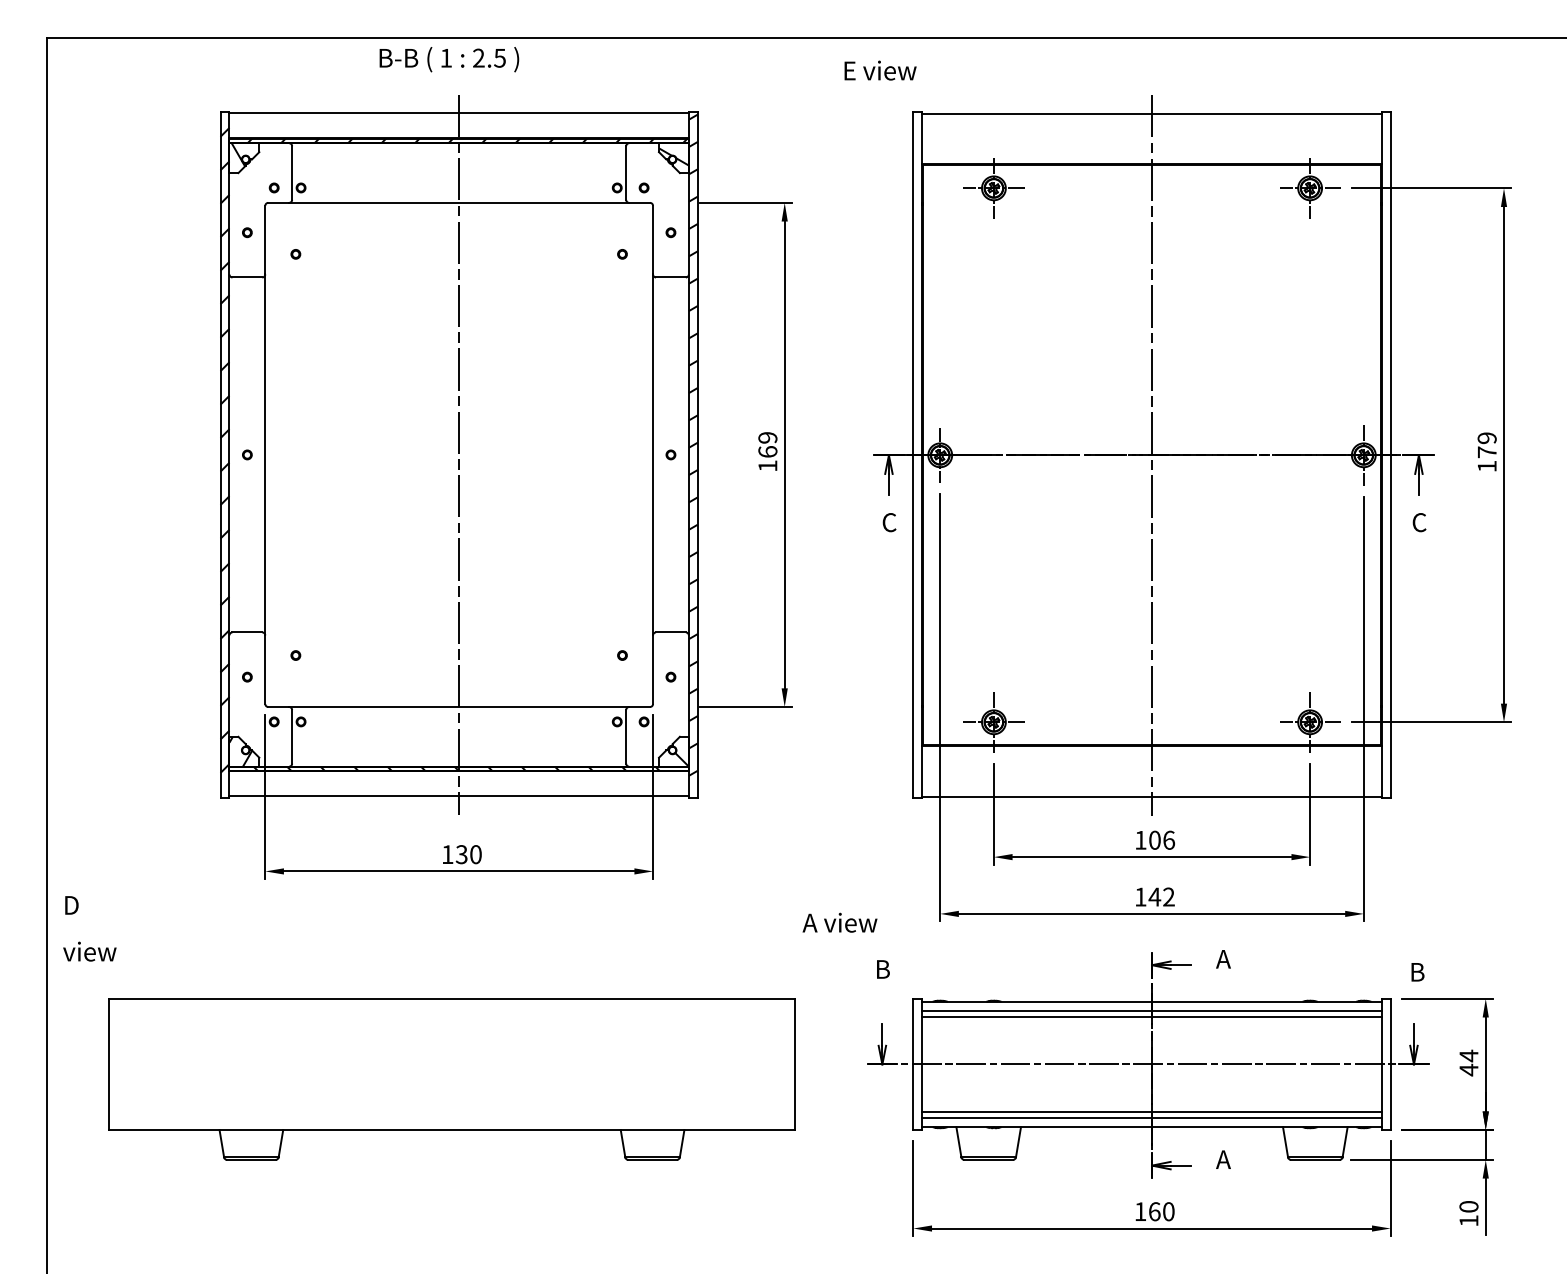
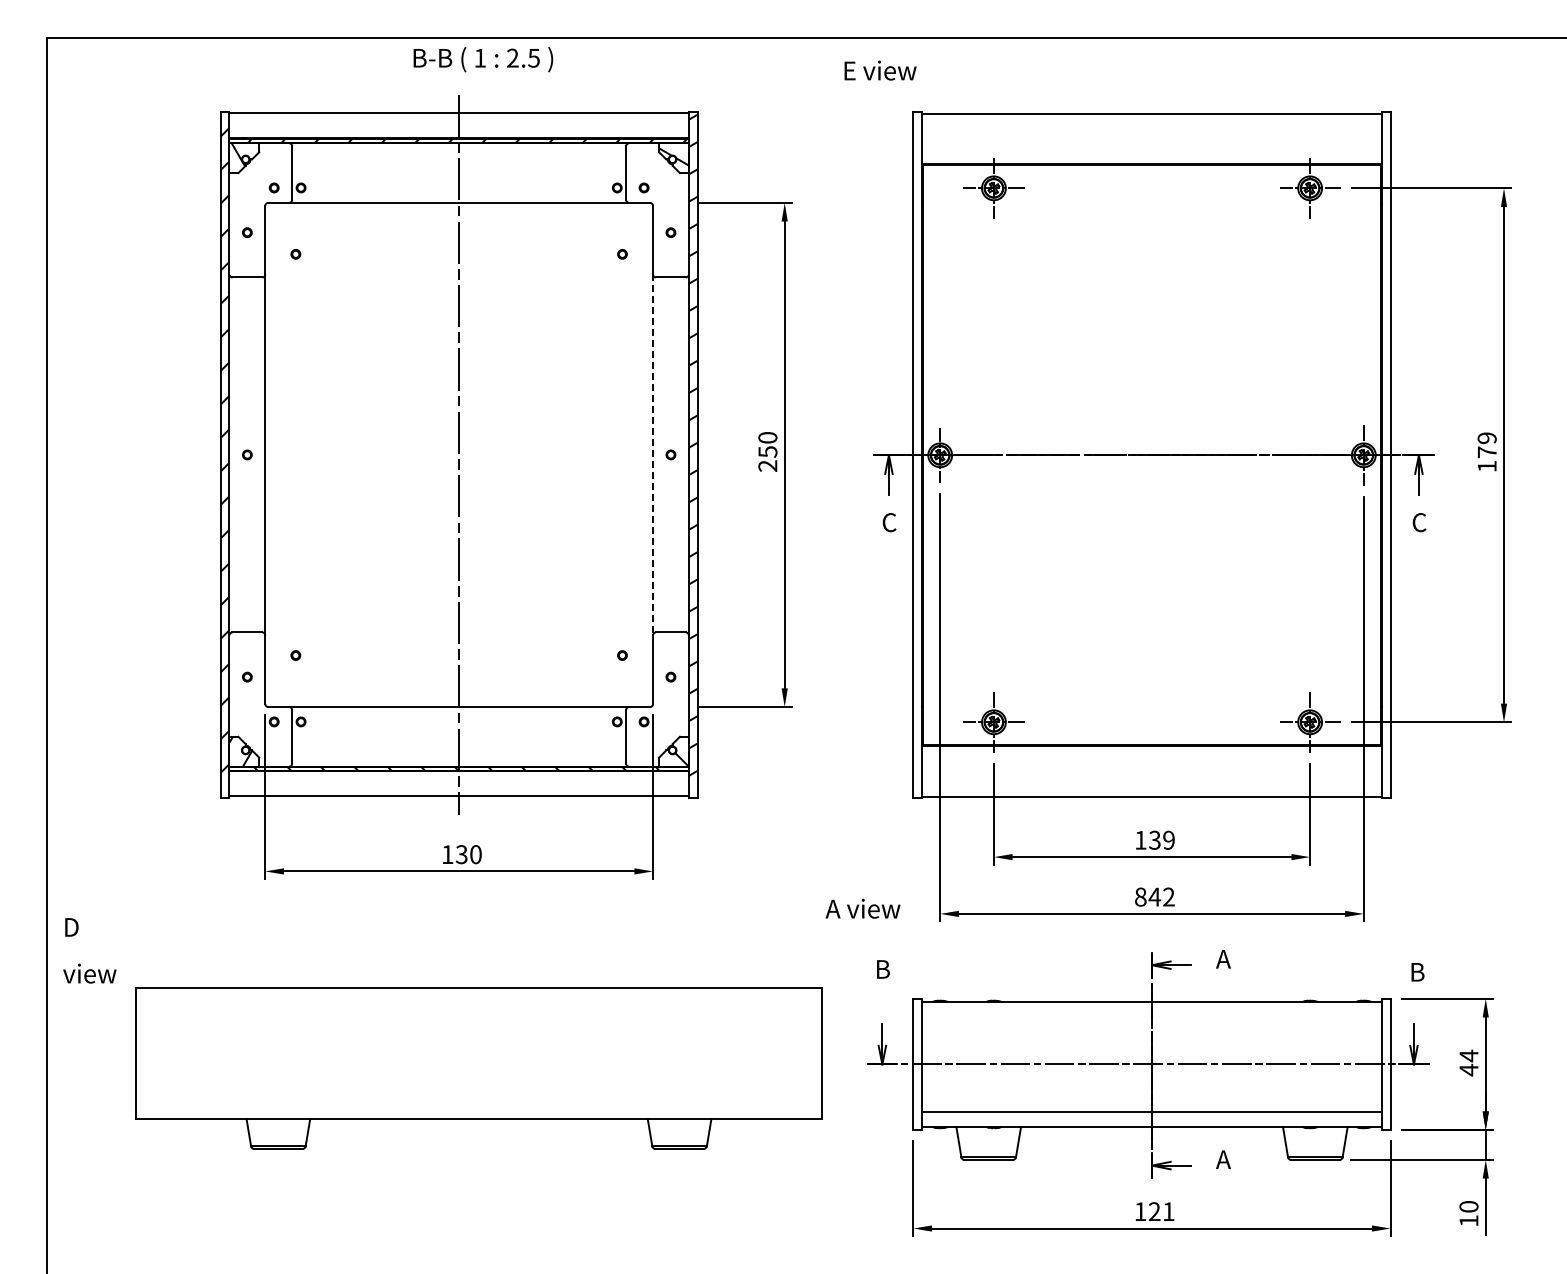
text position: (449, 59) -> (483, 59) (483, 59)
text: 169 -> 250 (767, 451)
line: solid -> dashed (653, 455)
line: present -> none (1152, 455)
text: 106 -> 139 (1162, 839)
text: 142 -> 842 (1140, 896)
text position: (839, 922) -> (862, 908) (862, 908)
text position: (89, 928) -> (89, 950) (89, 950)
line: present -> none (1151, 1010)
line: present -> none (1151, 1016)
part position: (451, 1079) -> (478, 1068) (478, 1068)
line: present -> none (1151, 1118)
text: 160 -> 121 (1161, 1211)
